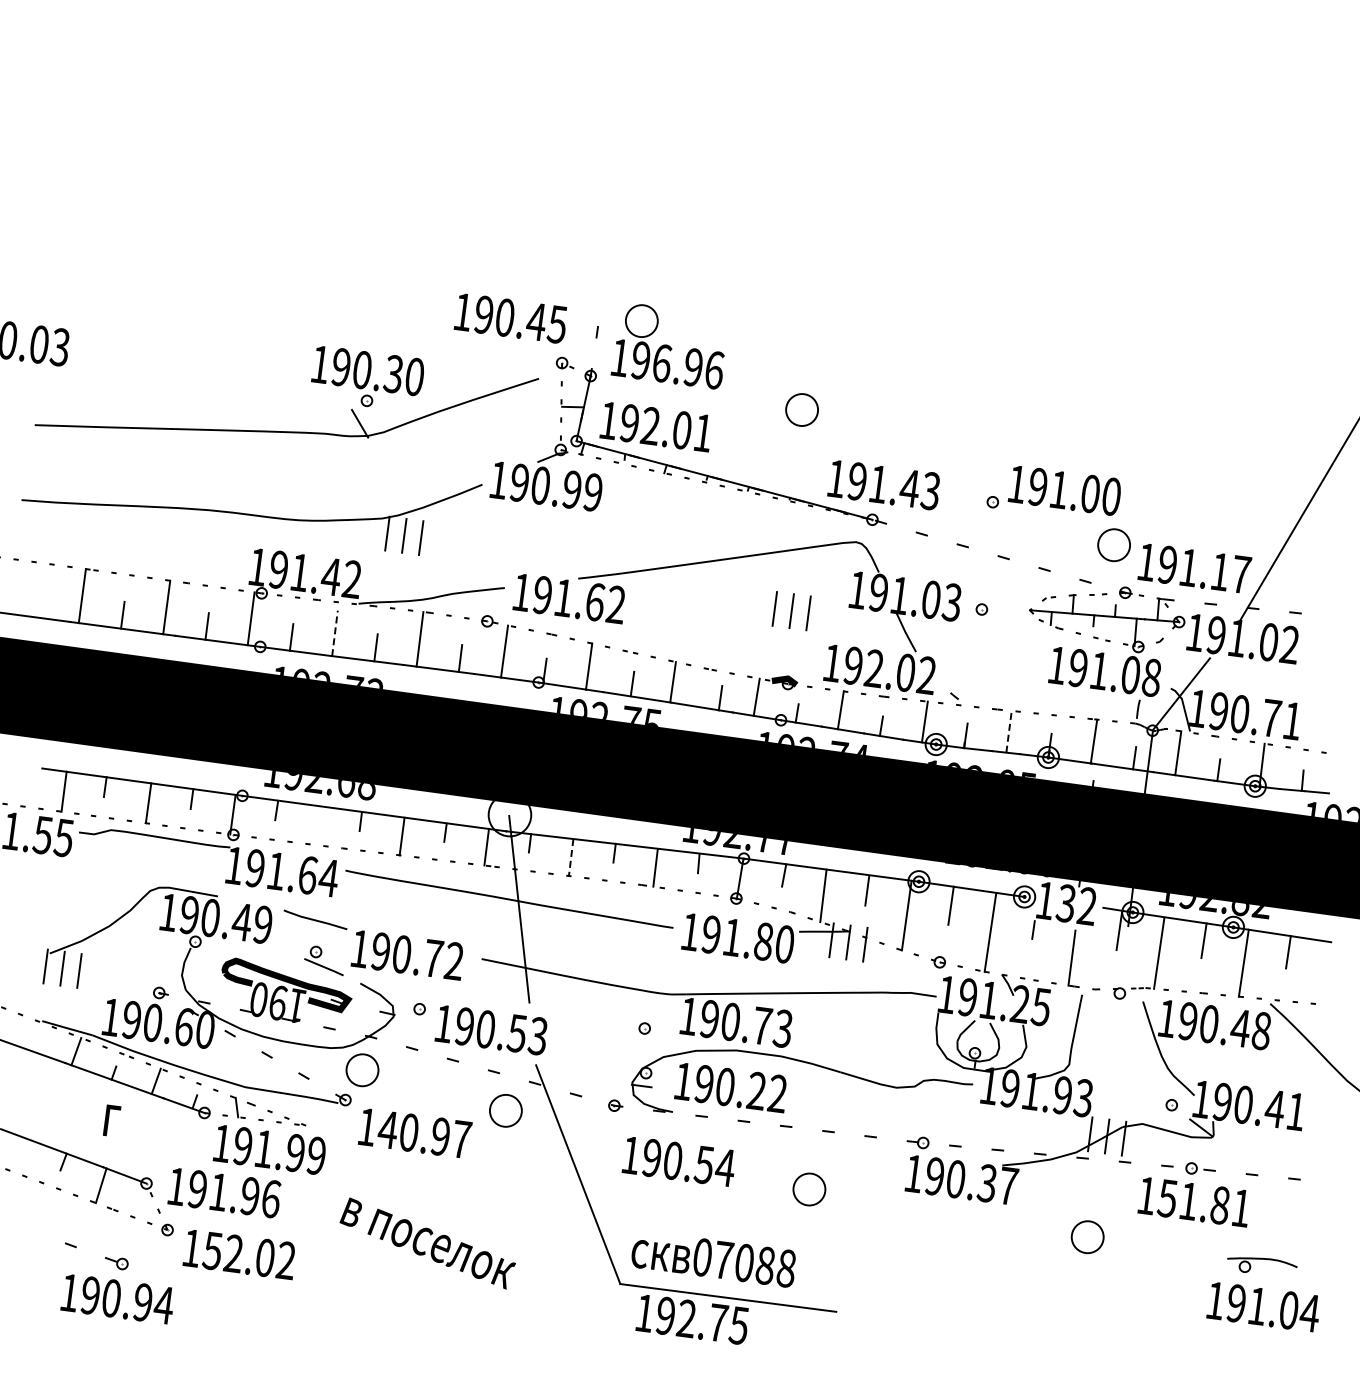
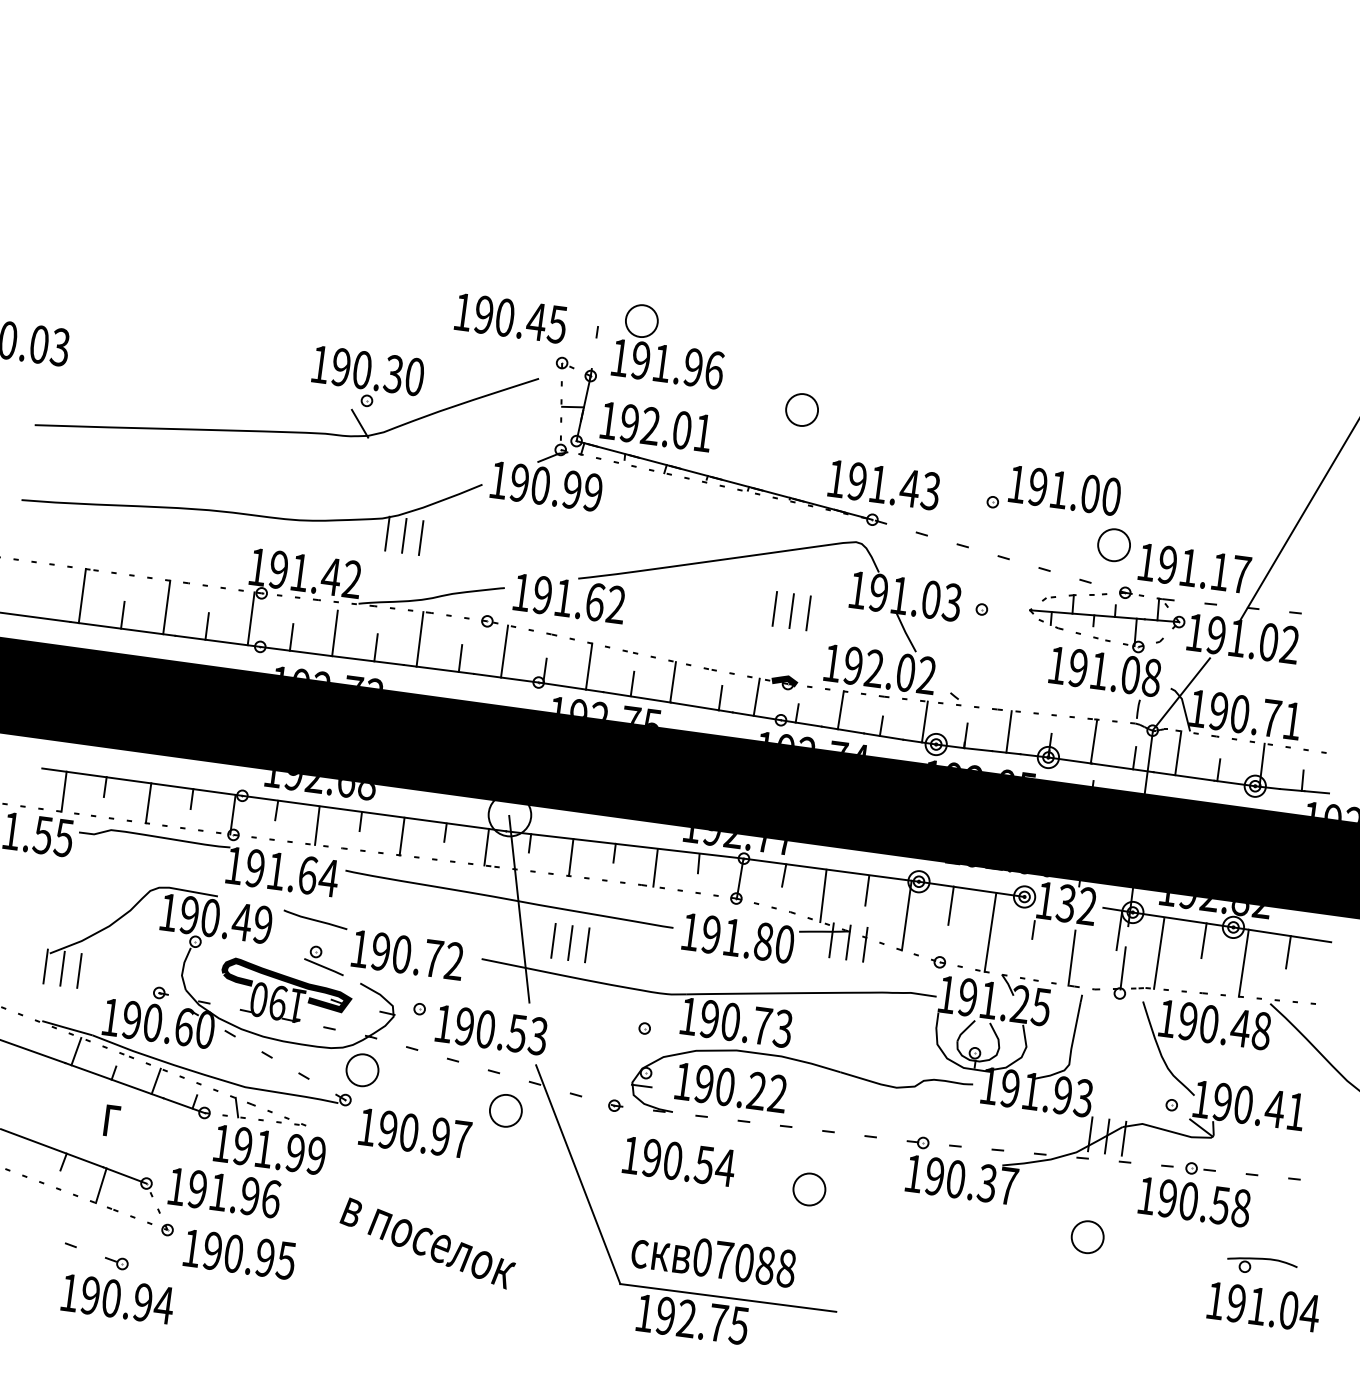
text: 196.96 -> 191.96 (662, 363)
line: dashed -> solid (334, 633)
line: dashed -> solid (1009, 731)
line: none -> present (317, 825)
line: dashed -> solid (571, 857)
part: none -> present (570, 943)
line: none -> present (1122, 968)
text: 140.97 -> 190.97 (387, 1129)
text: 151.81 -> 190.58 (1203, 1203)
text: 152.02 -> 190.95 (248, 1255)
